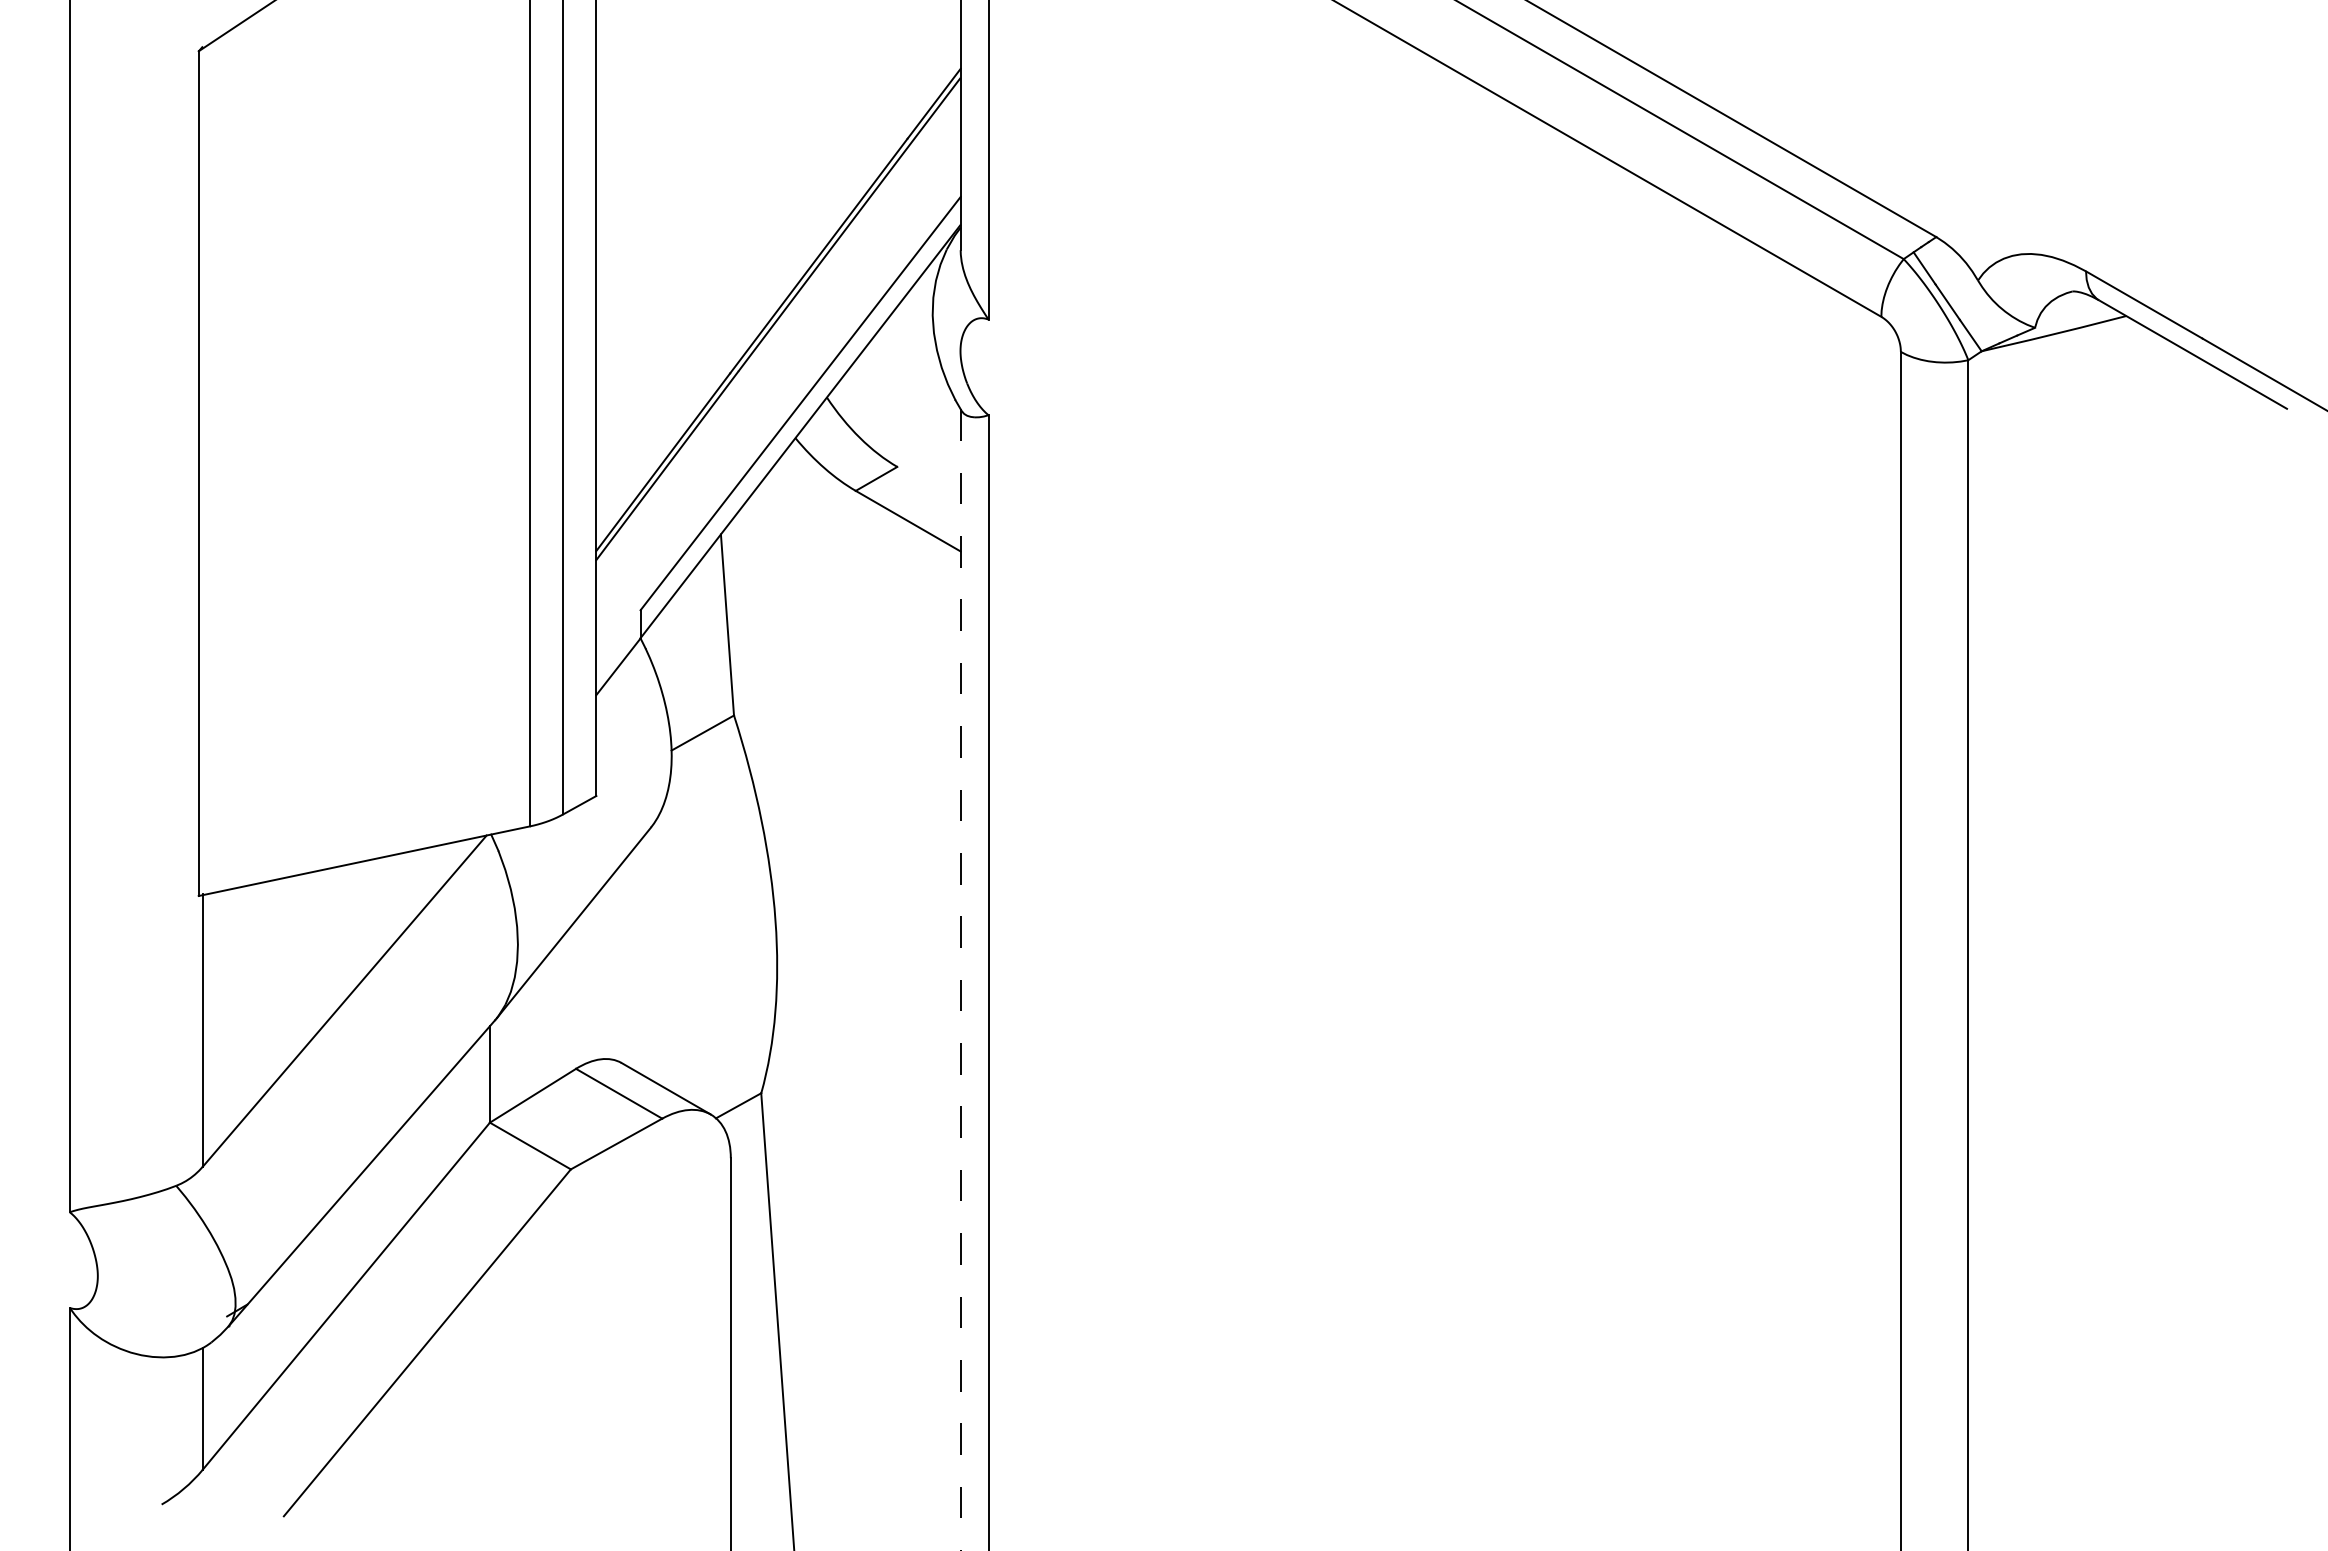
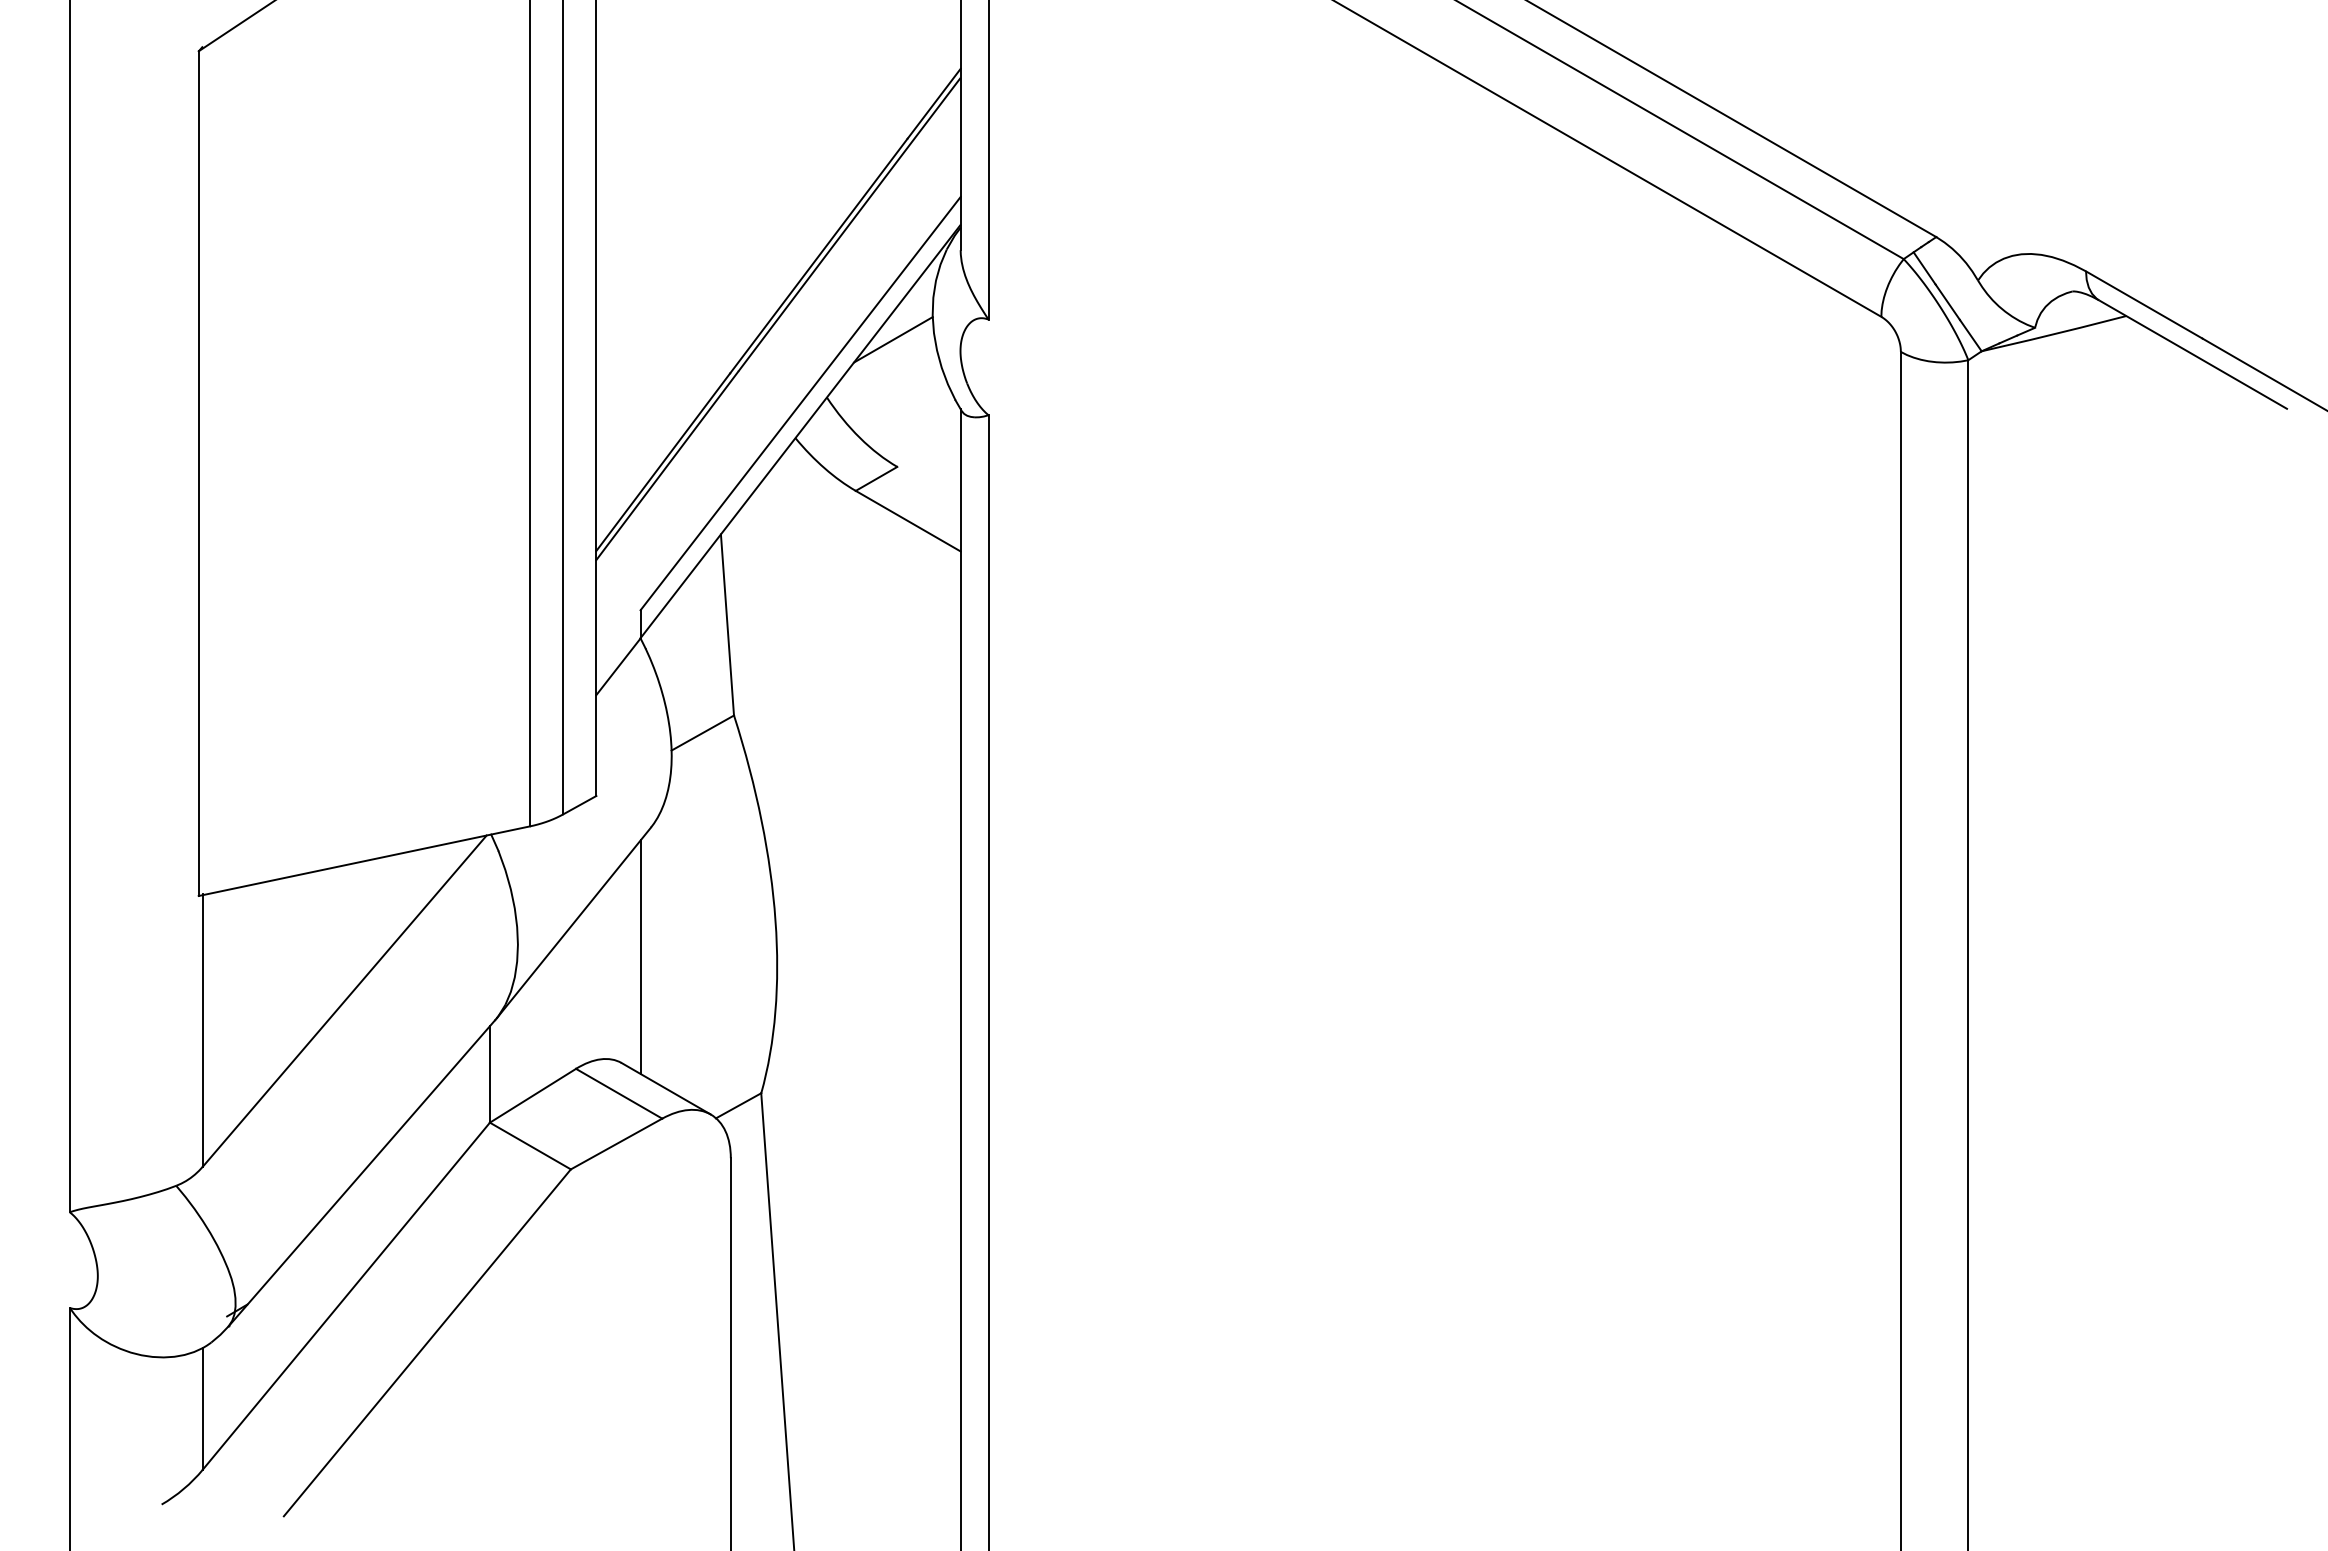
line: none -> present (892, 339)
line: none -> present (640, 957)
line: dashed -> solid (960, 979)
